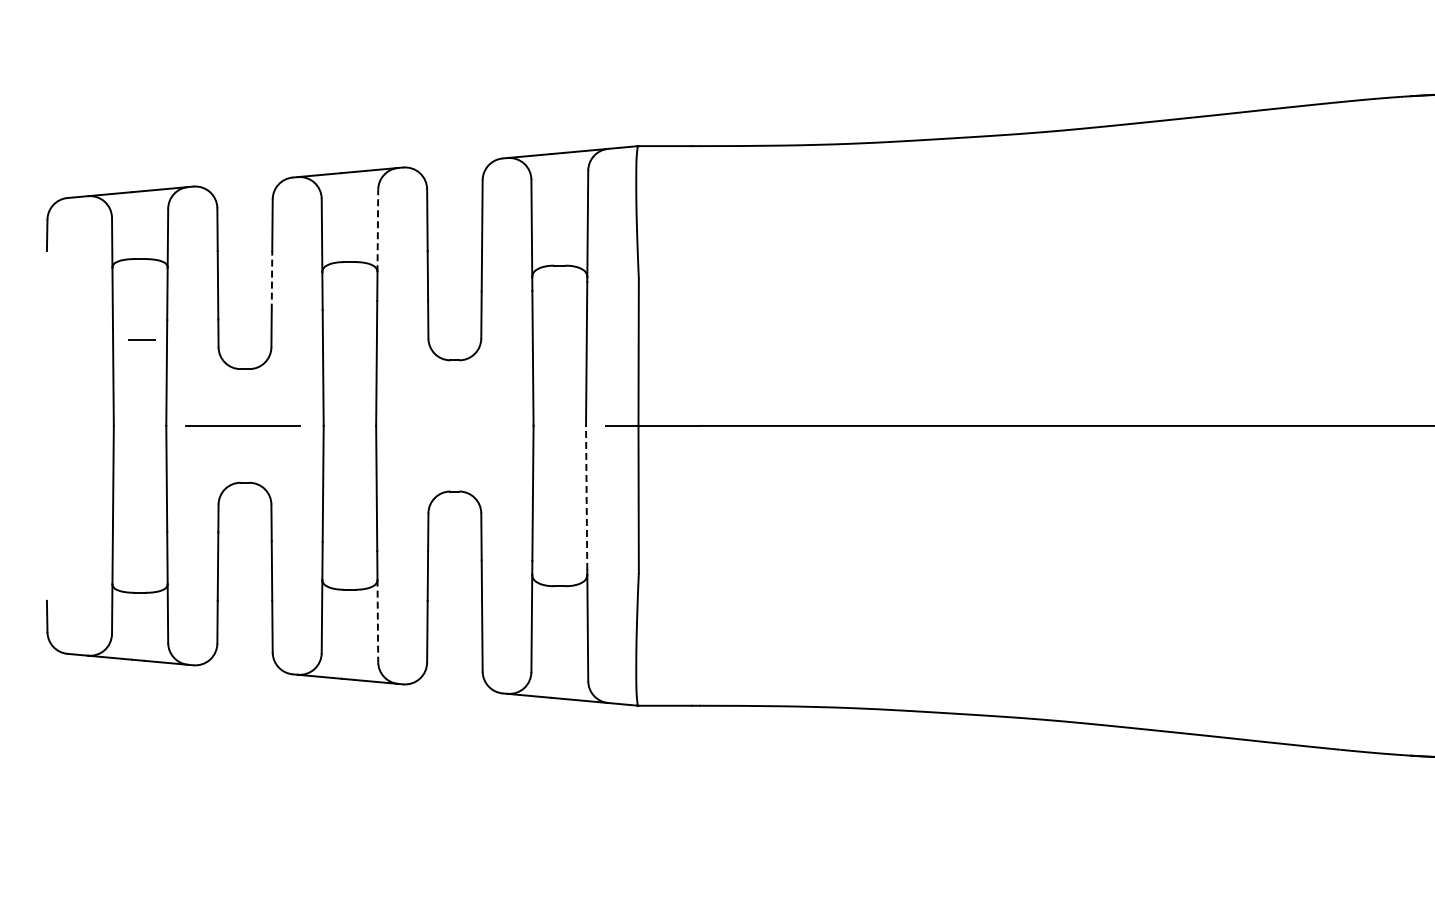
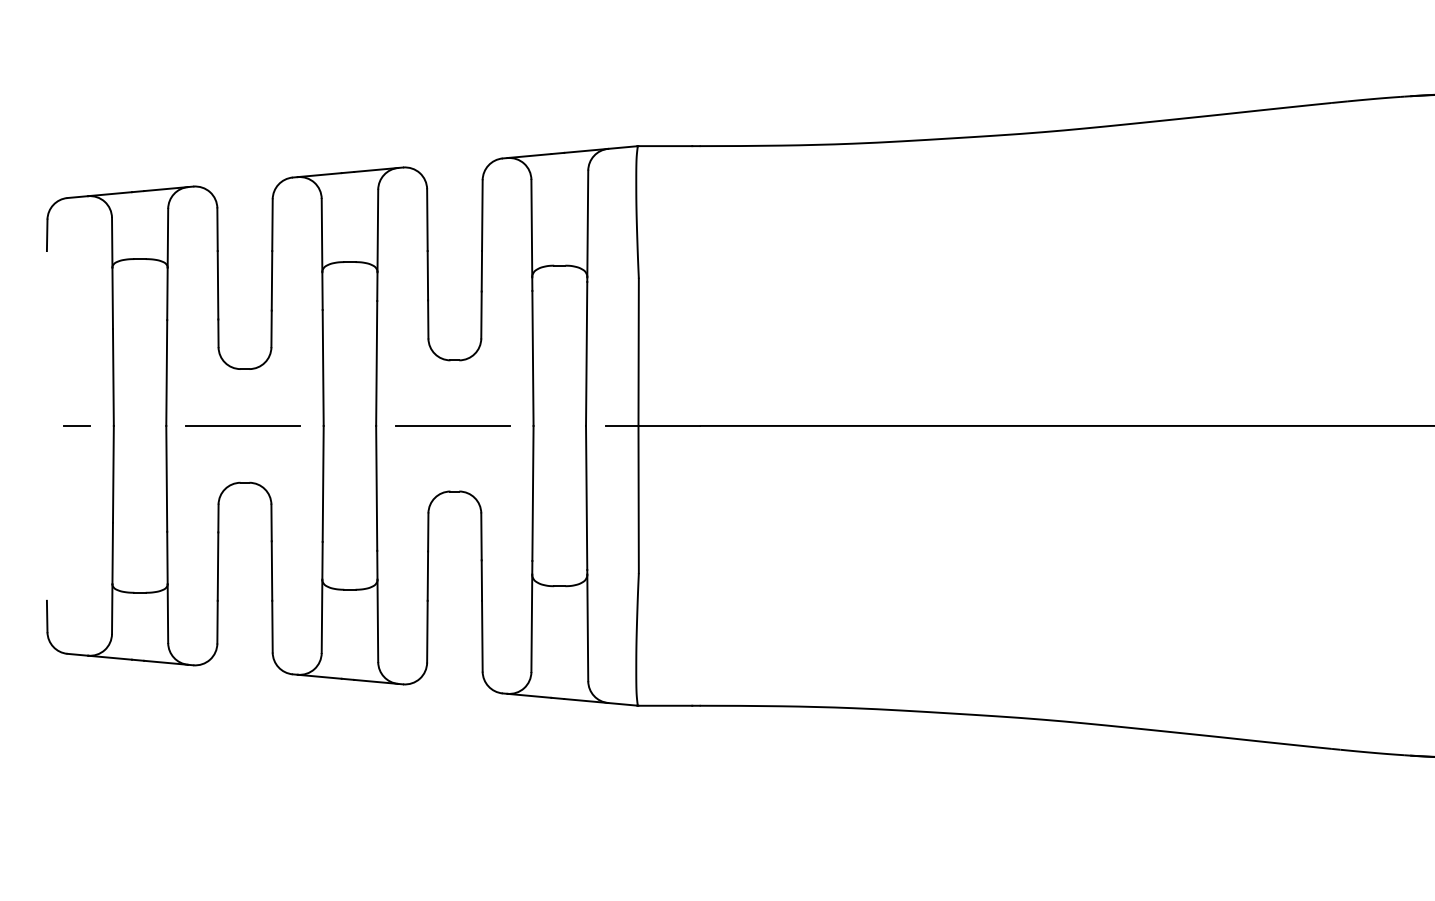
line: dashed -> solid (377, 230)
line: dashed -> solid (272, 280)
line position: (141, 339) -> (76, 425) (76, 425)
line: none -> present (452, 425)
line: dashed -> solid (586, 497)
line: dashed -> solid (377, 621)
